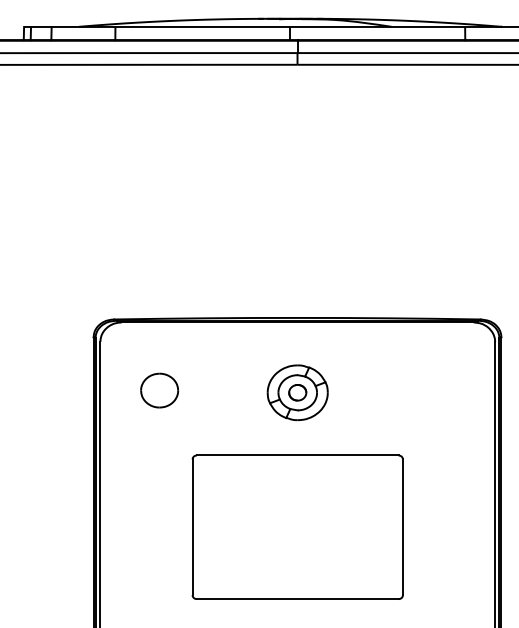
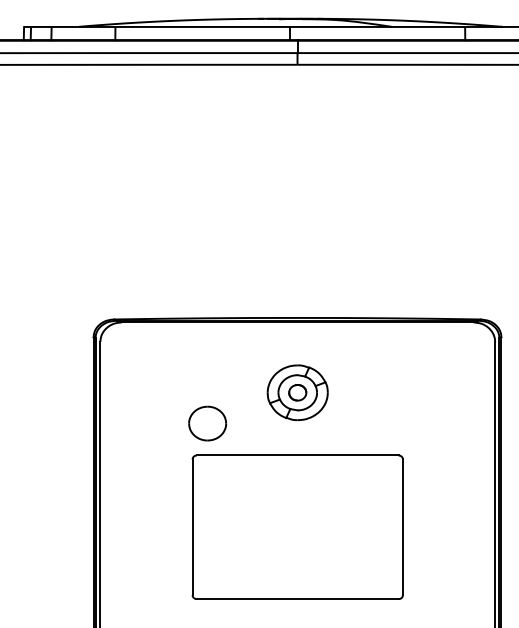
part position: (159, 390) -> (207, 423) (207, 423)
